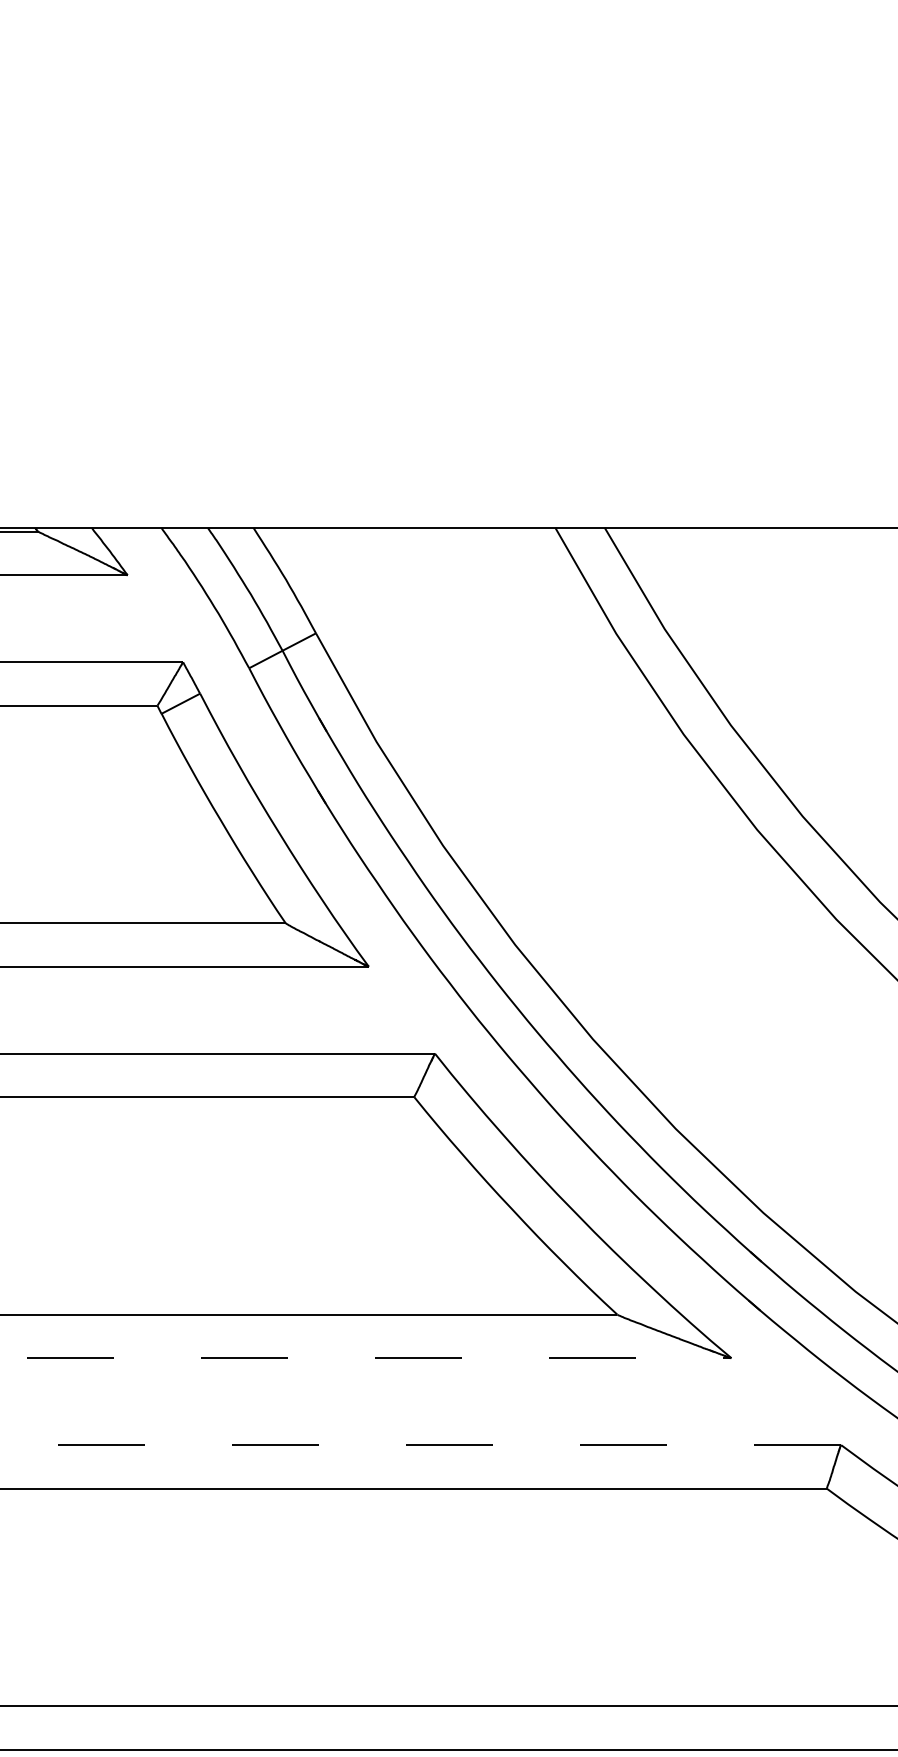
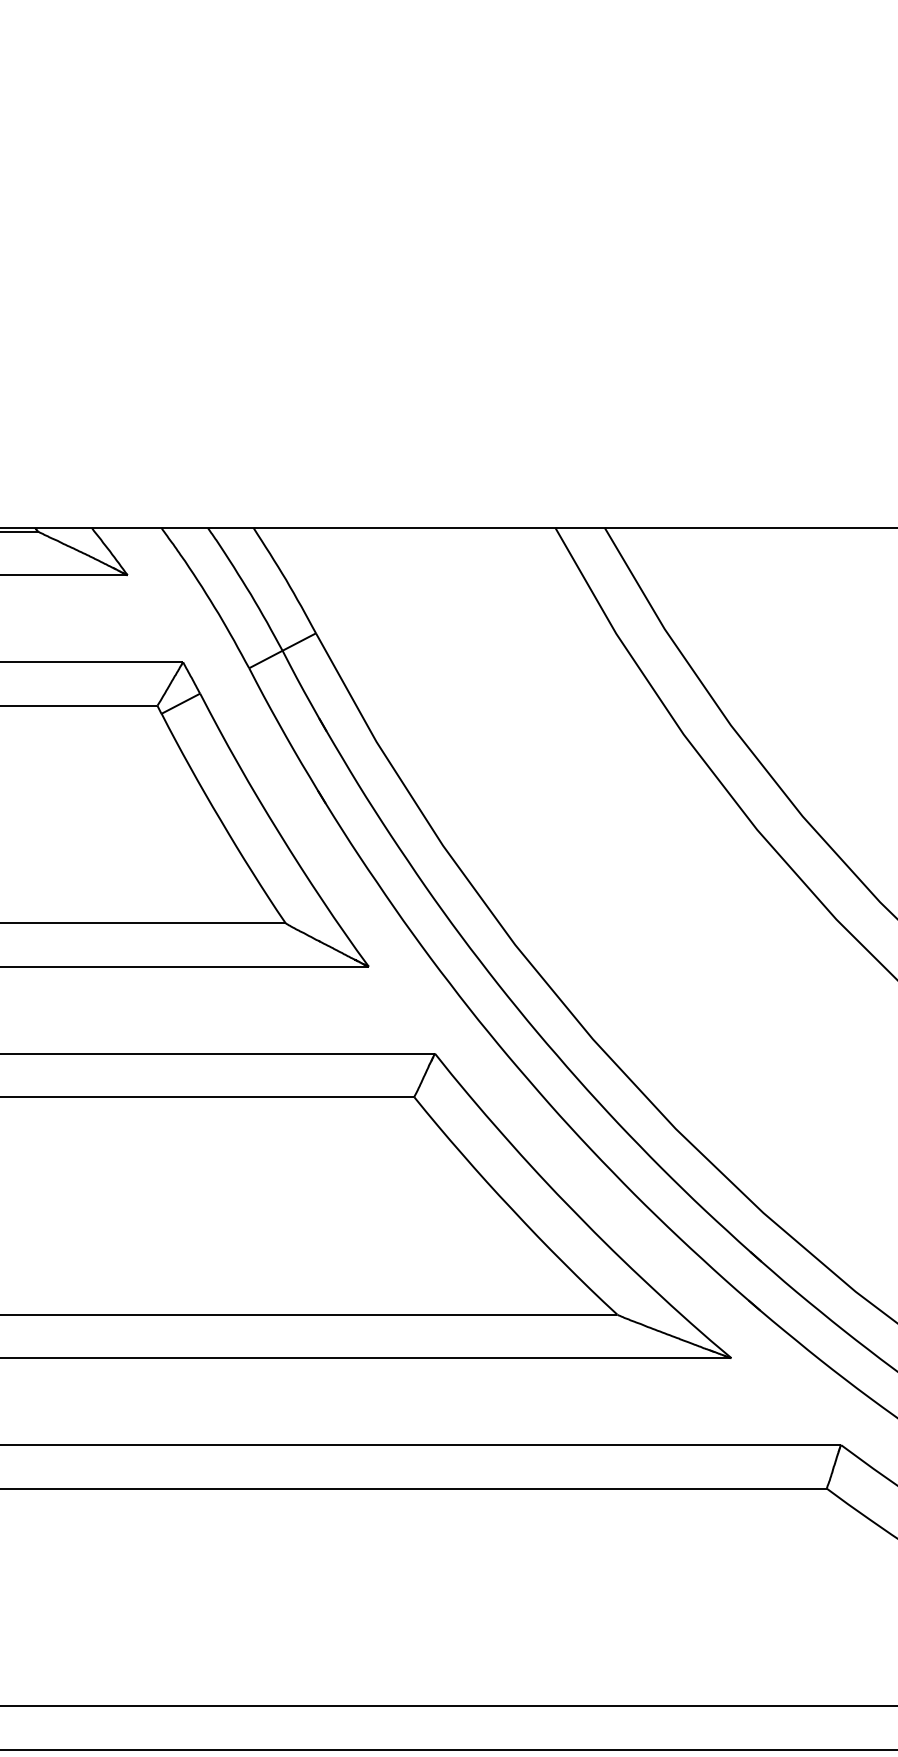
line: dashed -> solid (366, 1358)
line: dashed -> solid (420, 1445)
